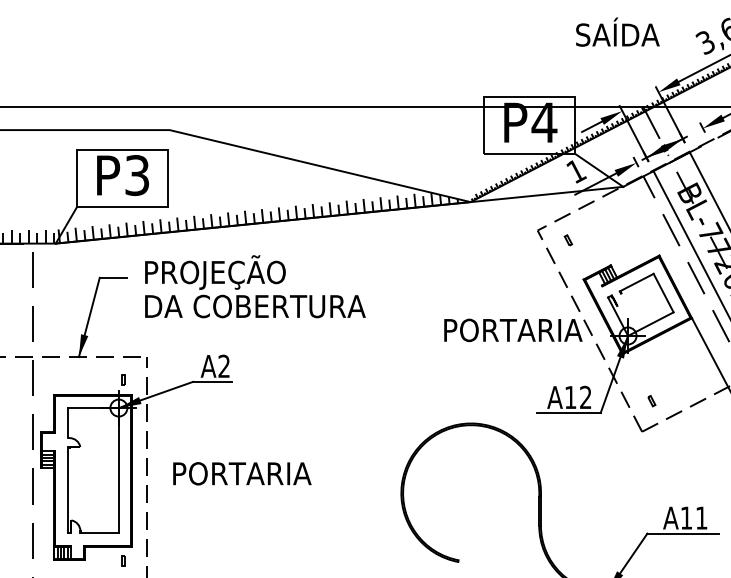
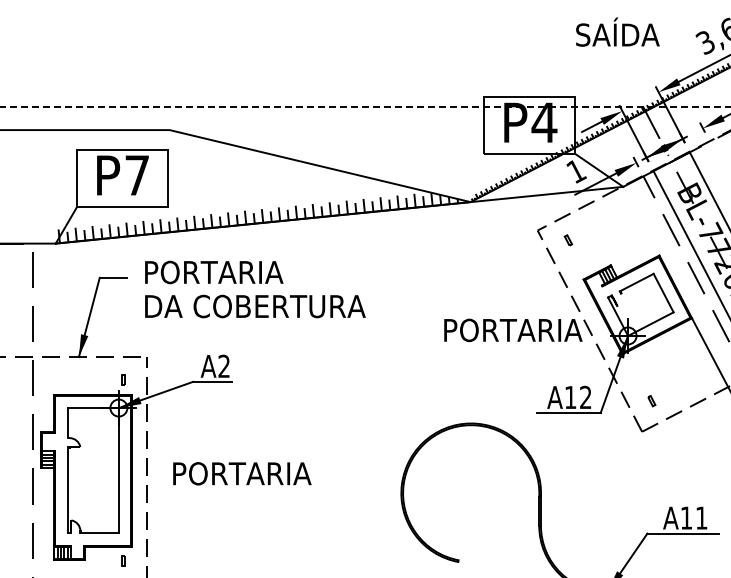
line: solid -> dashed (366, 106)
text: P3 -> P7 (136, 175)
hatch: present -> none (28, 236)
text: PROJEÇÃO -> PORTARIA (222, 272)
